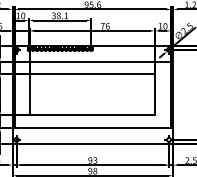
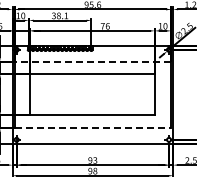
line: solid -> dashed (92, 62)
line: solid -> dashed (93, 127)
